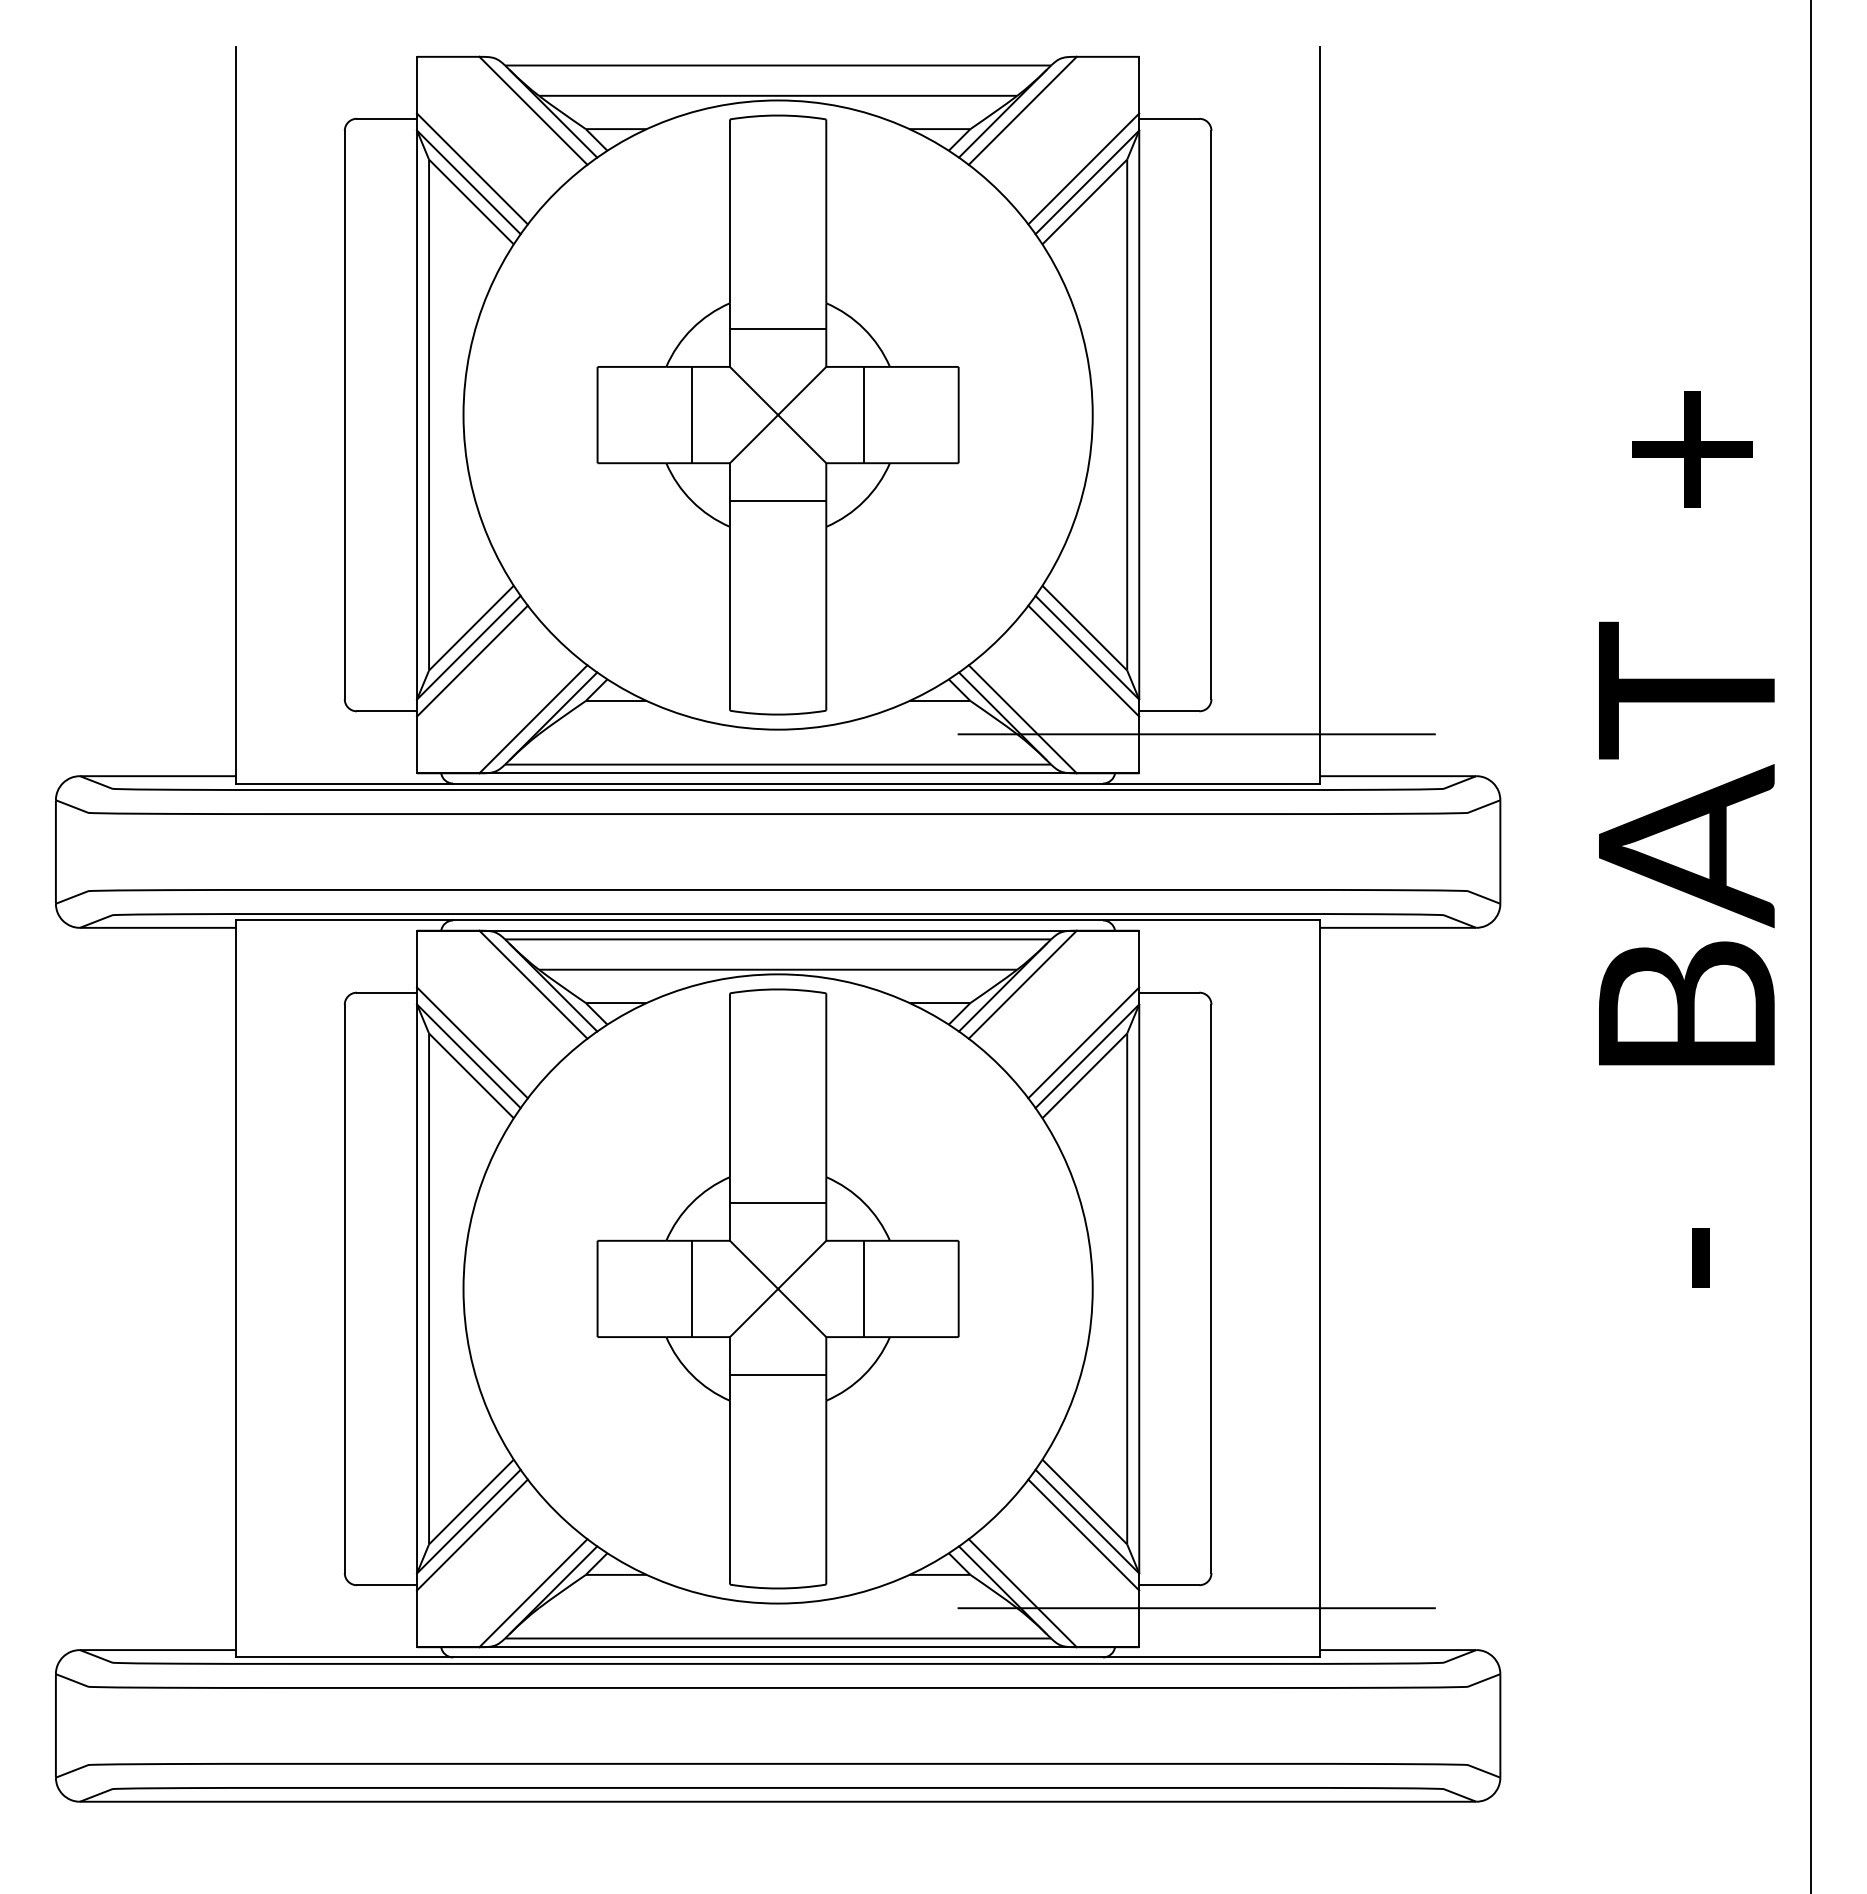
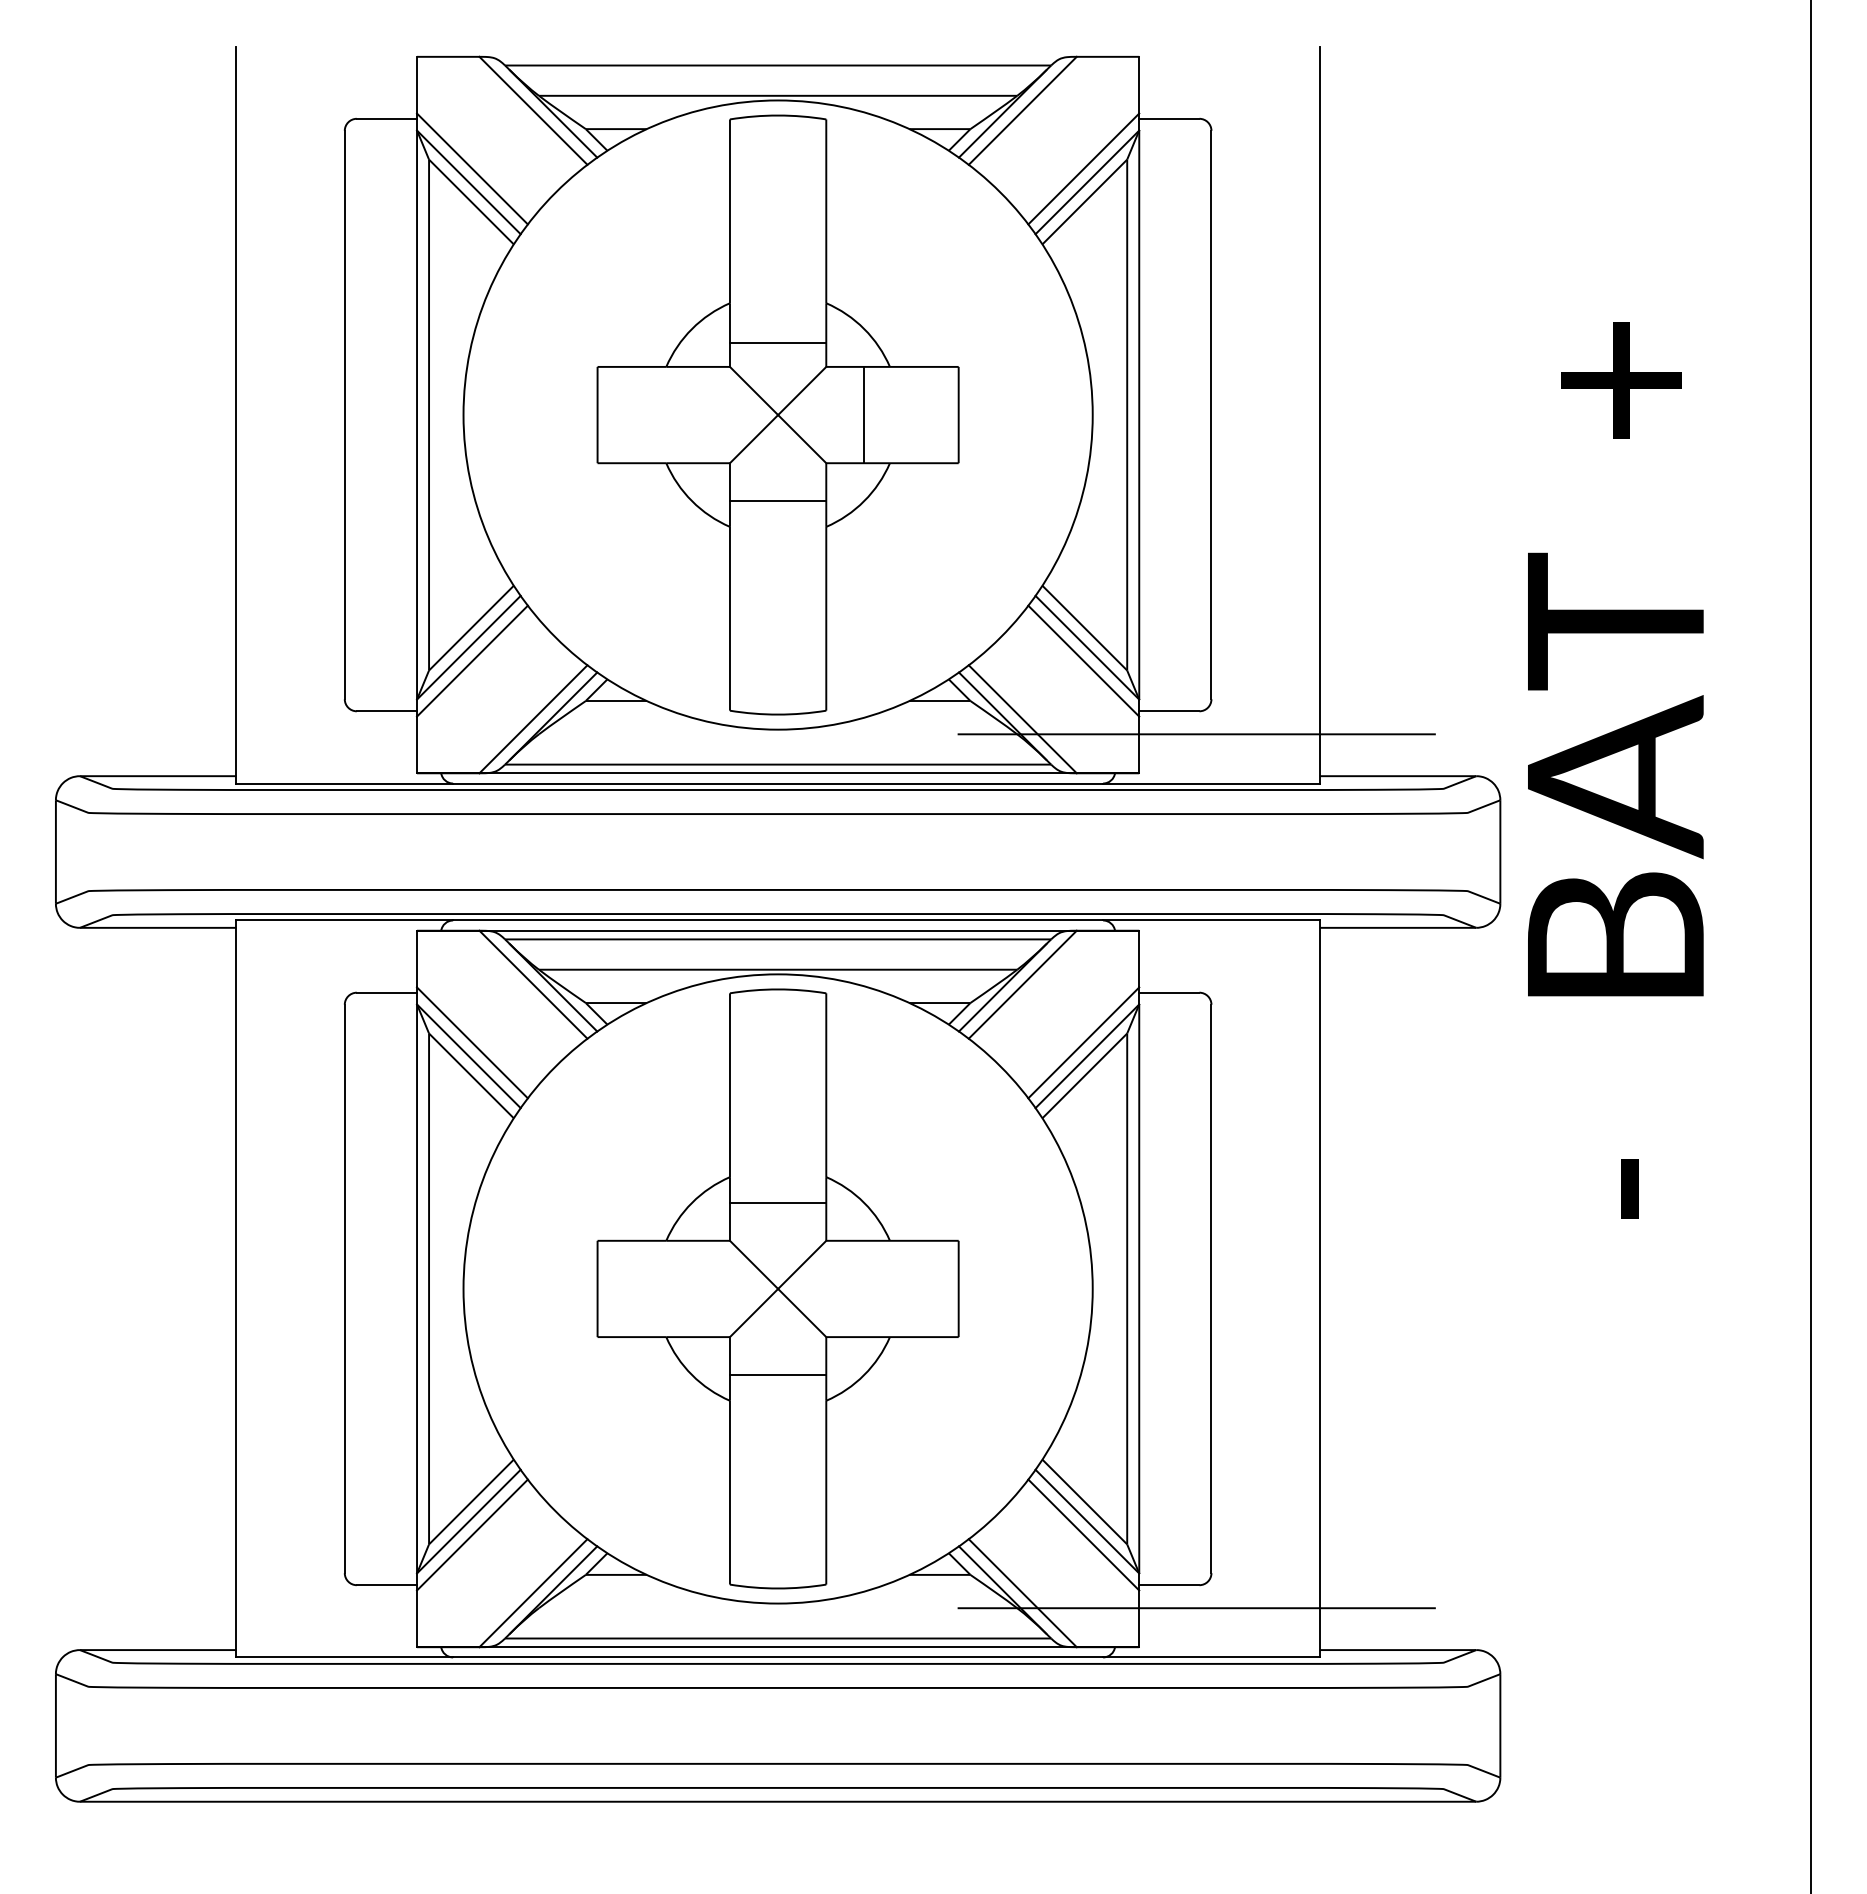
line position: (777, 329) -> (777, 343) (777, 343)
line: present -> none (692, 414)
text position: (1686, 839) -> (1615, 770) (1615, 770)
line: present -> none (692, 1288)
line: present -> none (863, 1288)
